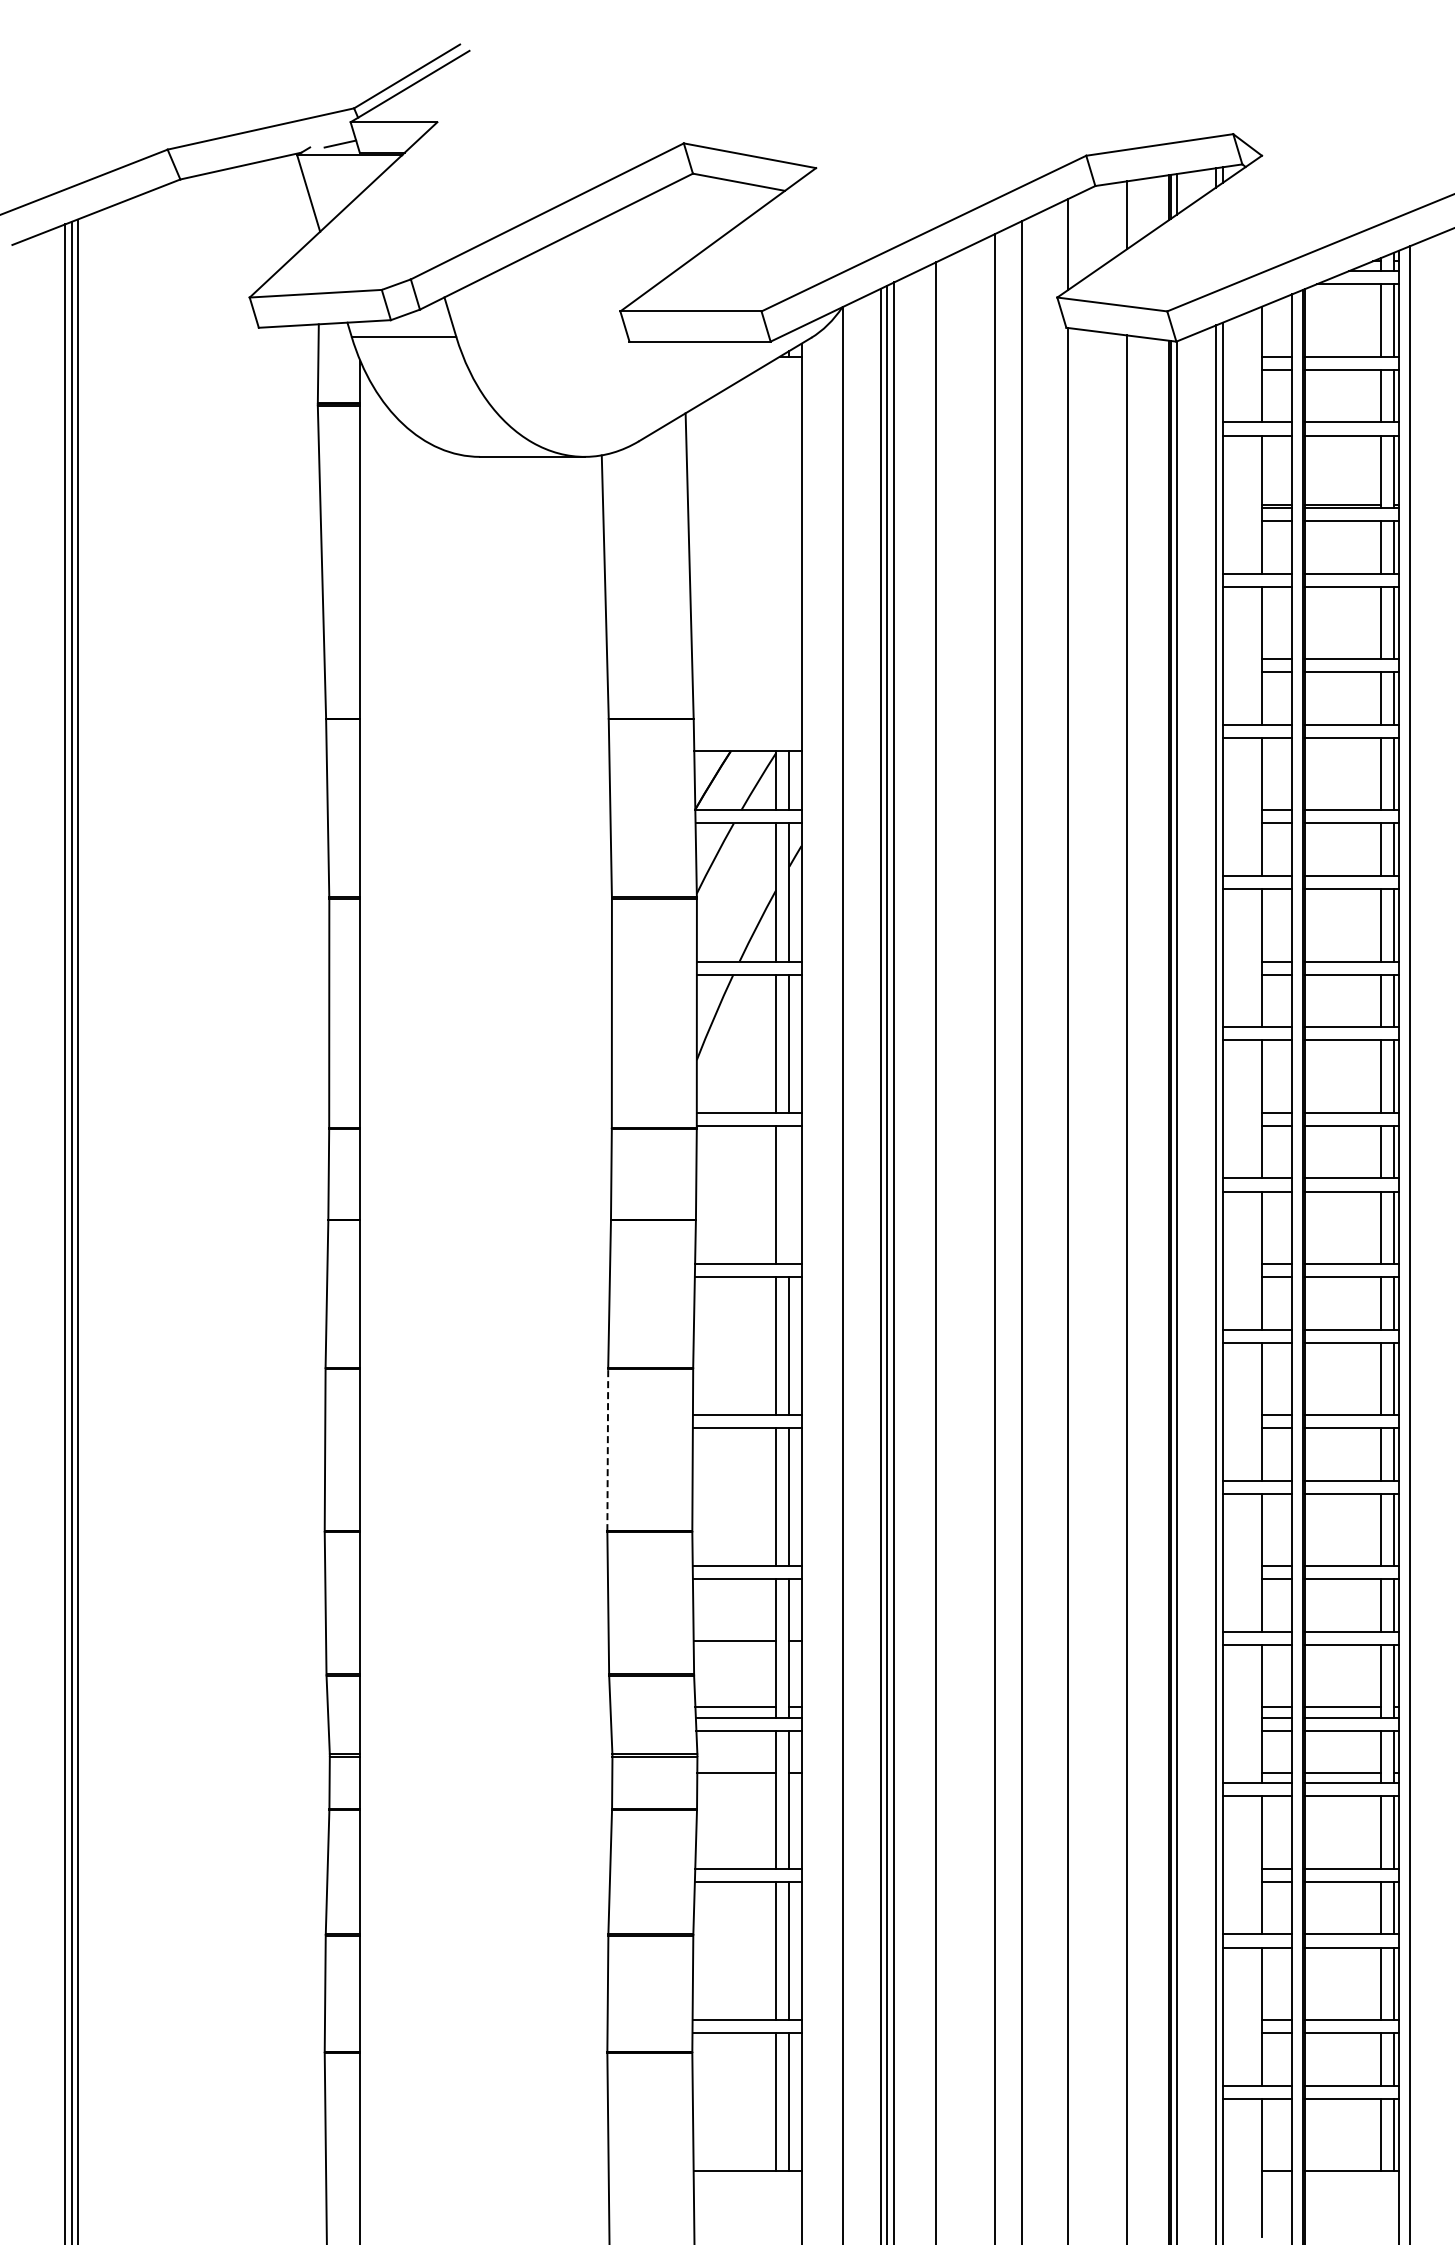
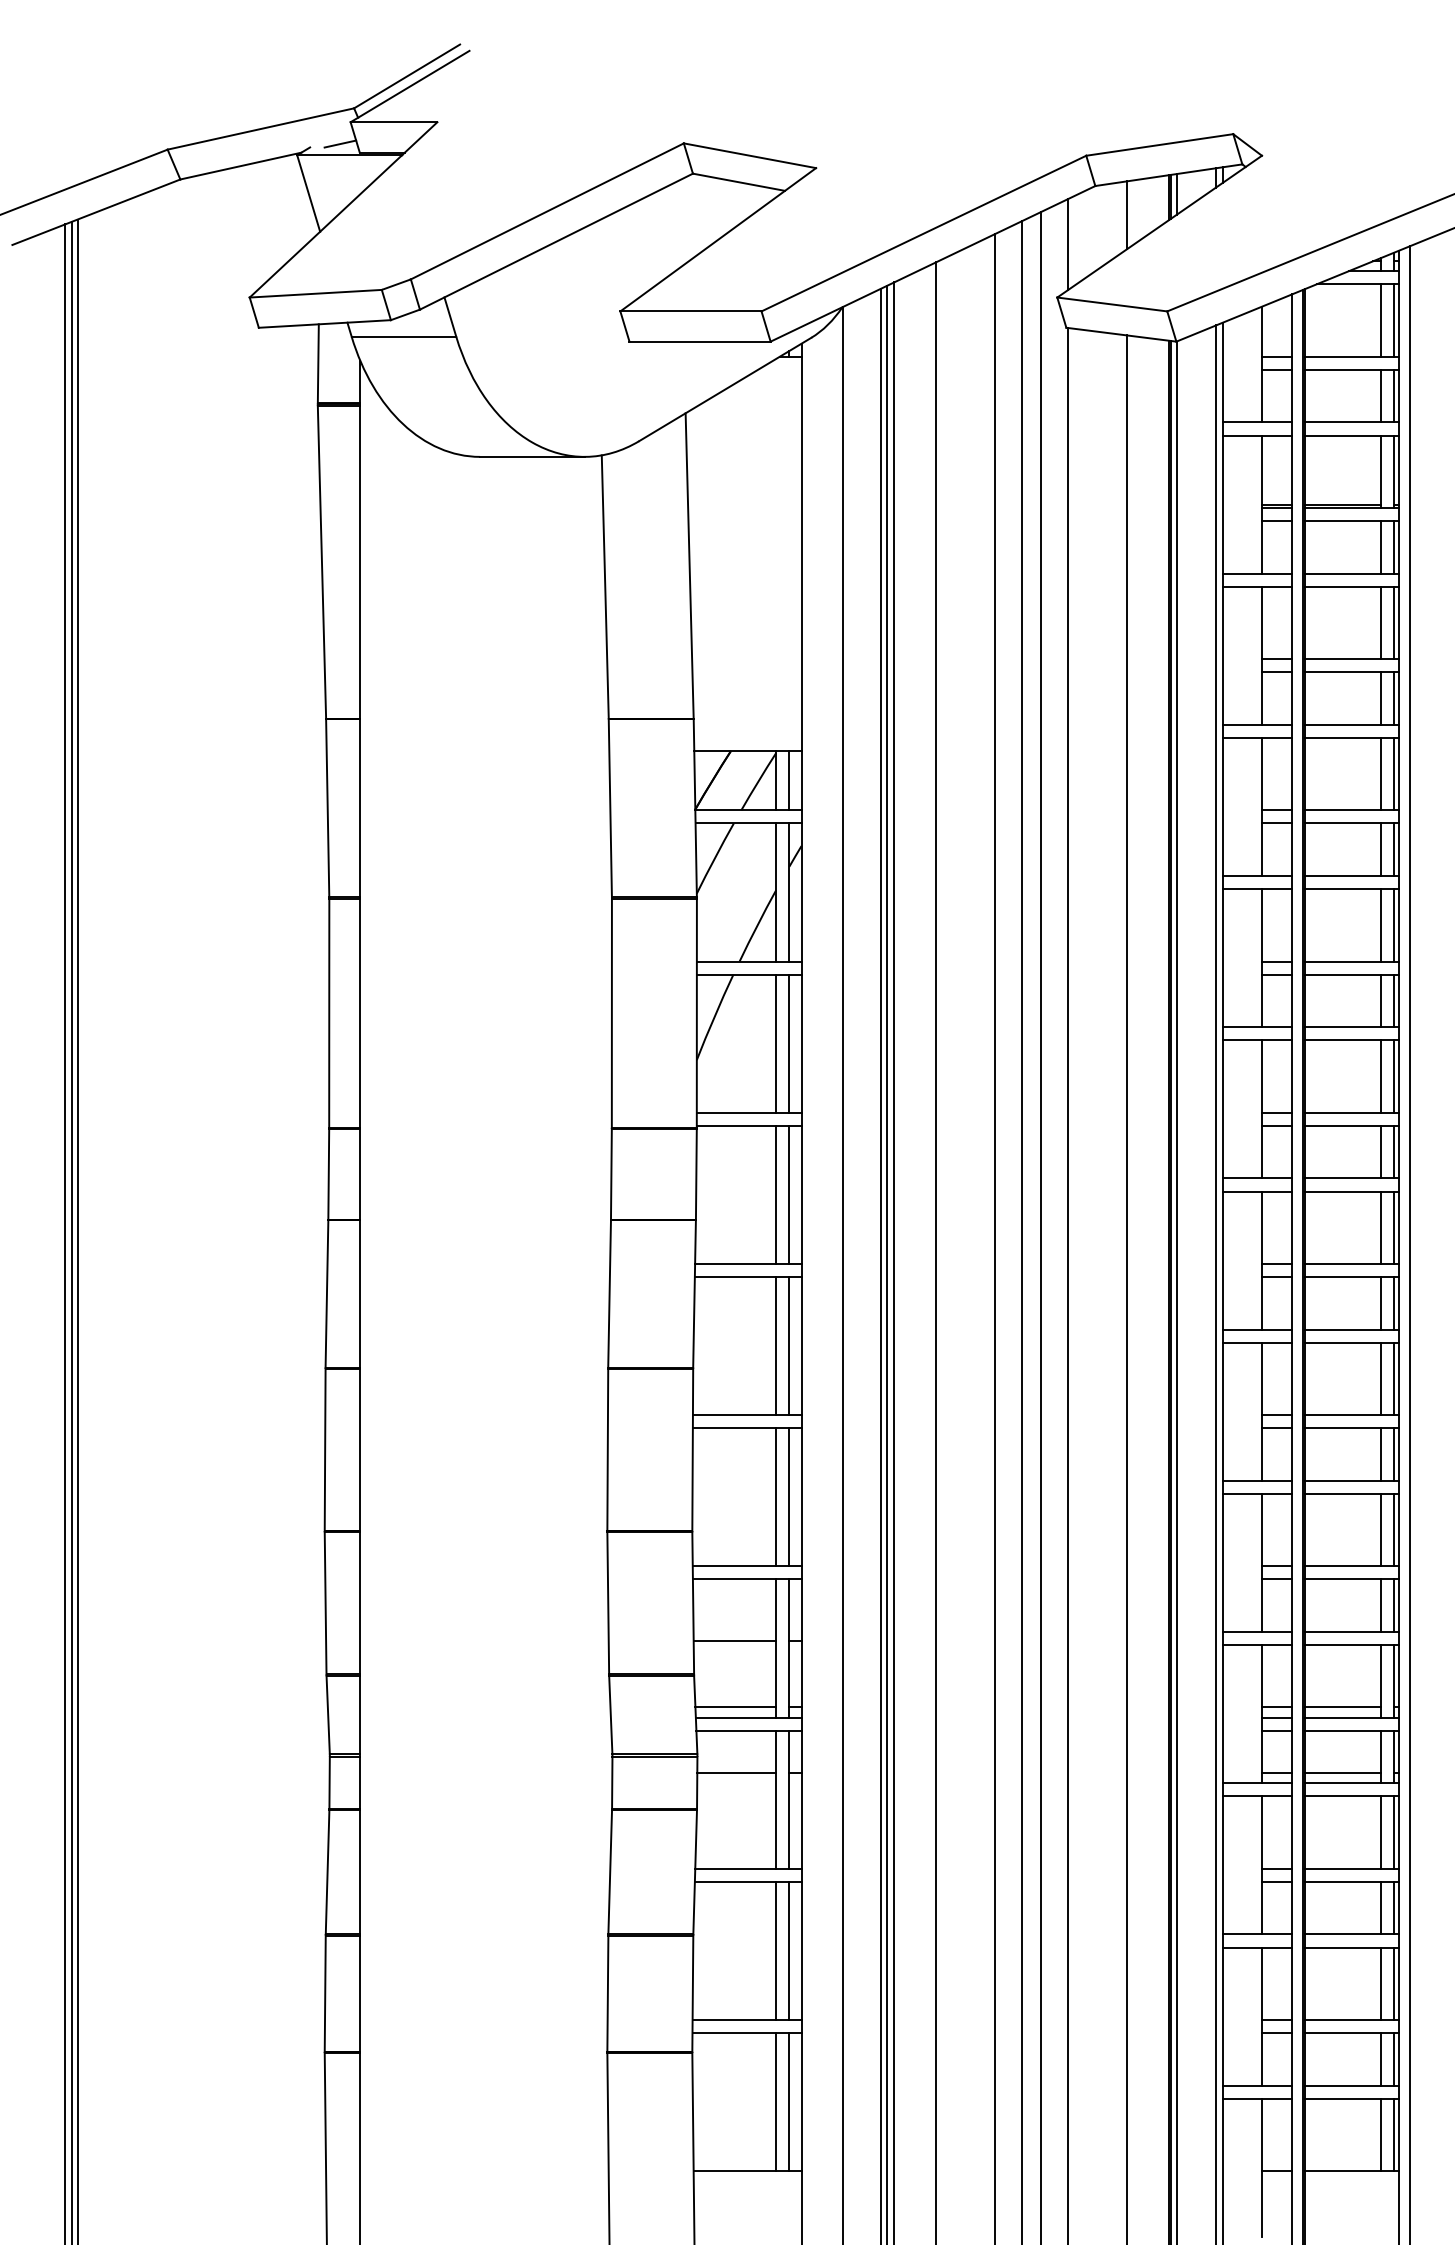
line: none -> present (789, 1194)
line: none -> present (1041, 1226)
line: dashed -> solid (607, 1449)
